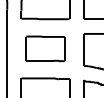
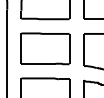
part size: 41x28 px -> 51x34 px (45, 48)
